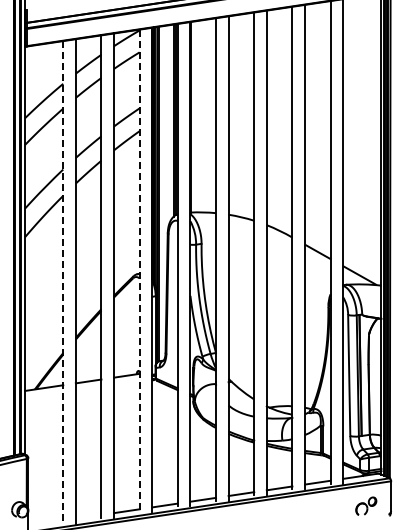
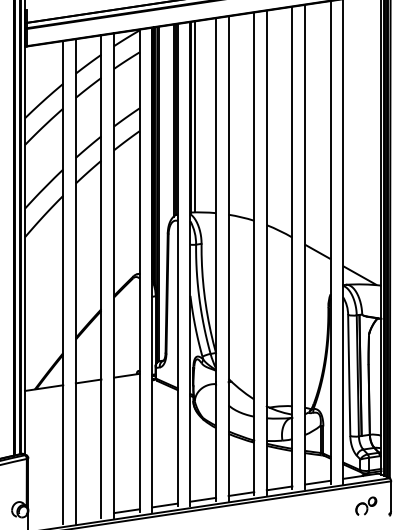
line: none -> present (195, 116)
line: dashed -> solid (139, 271)
line: dashed -> solid (63, 282)
